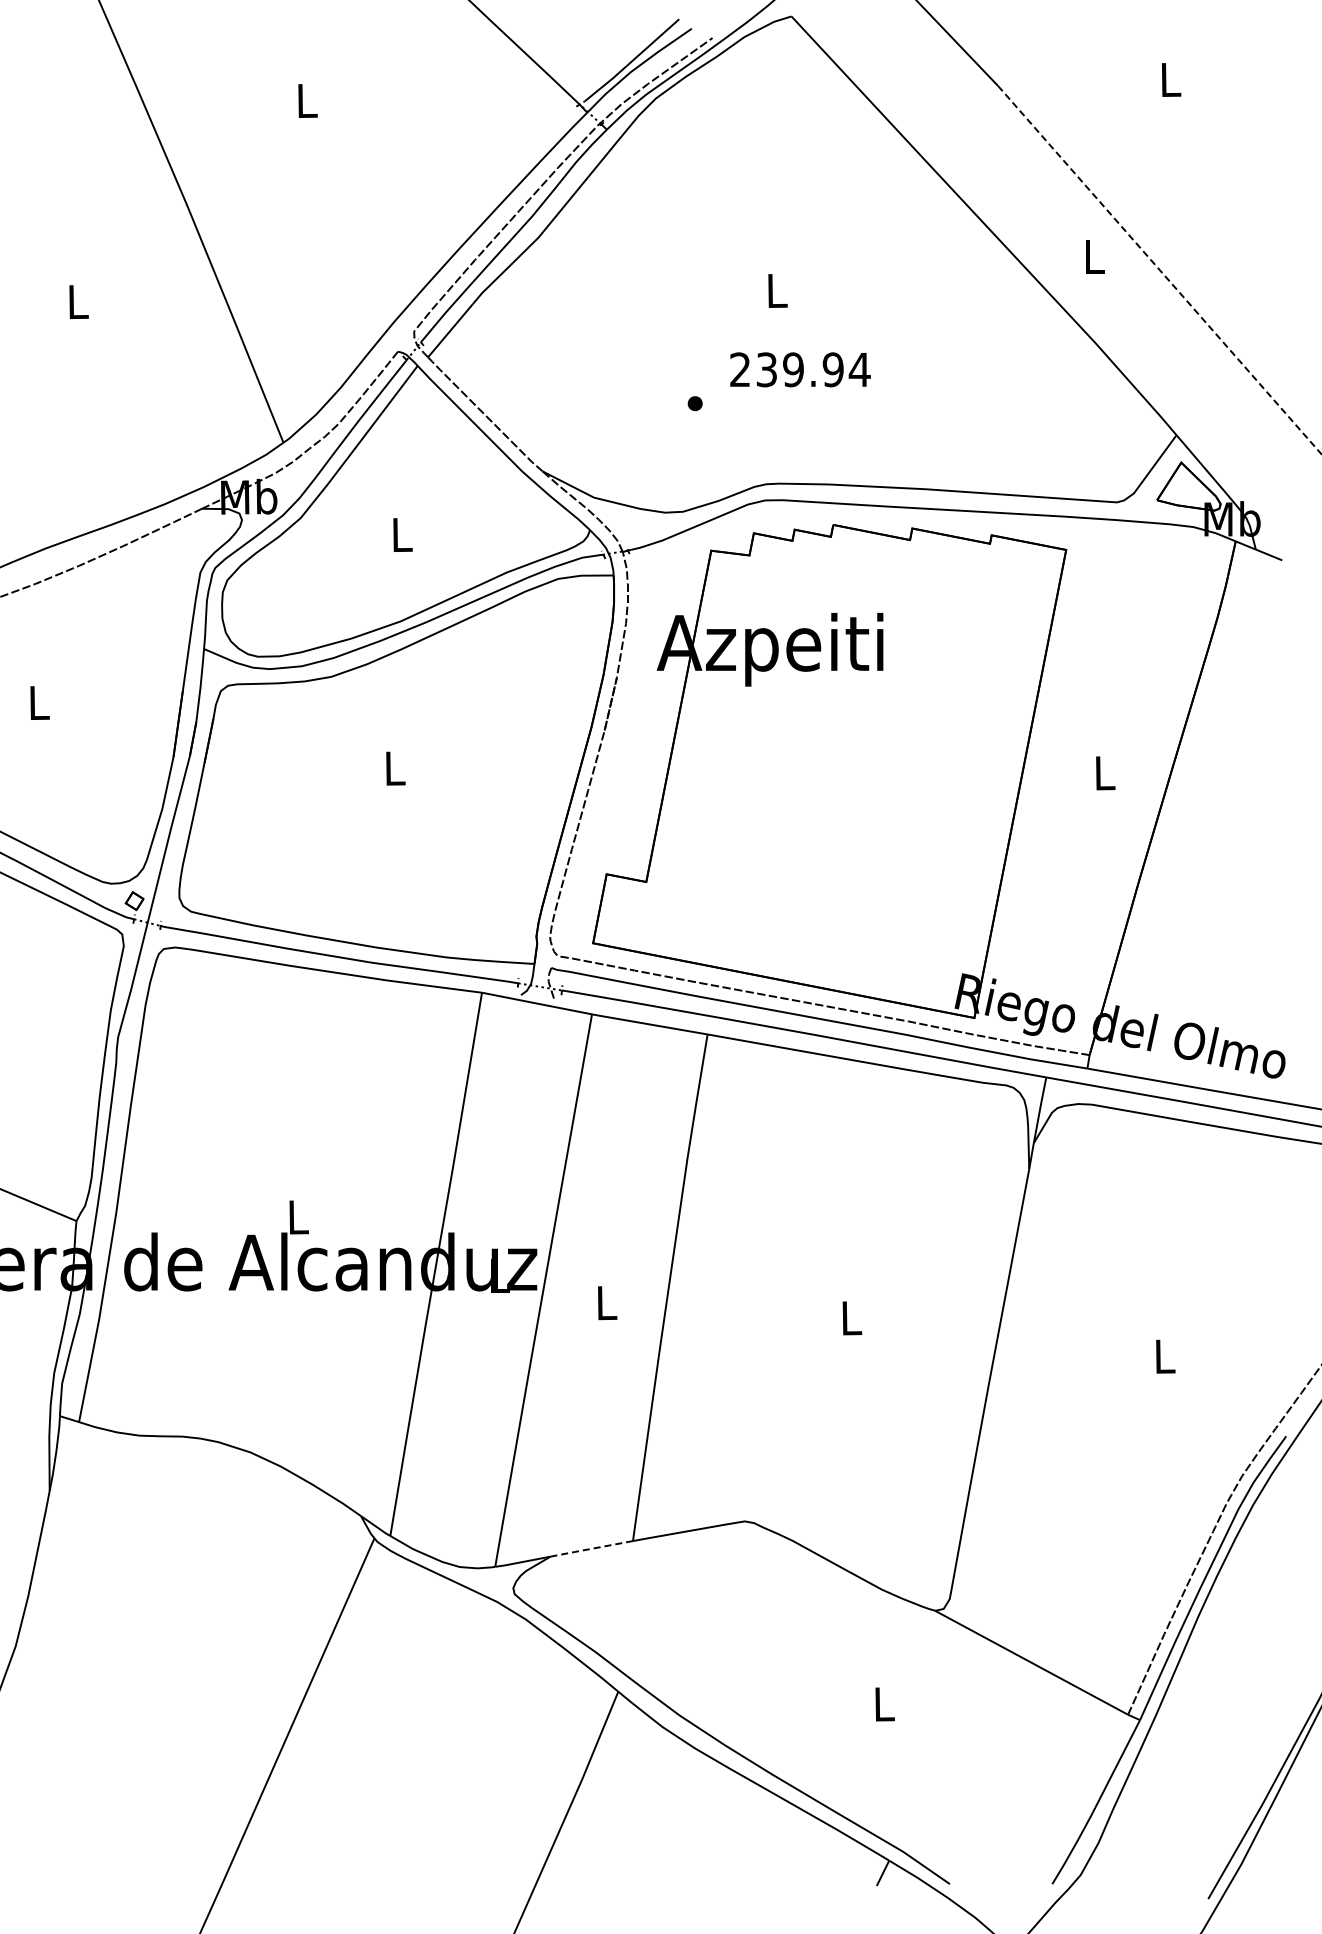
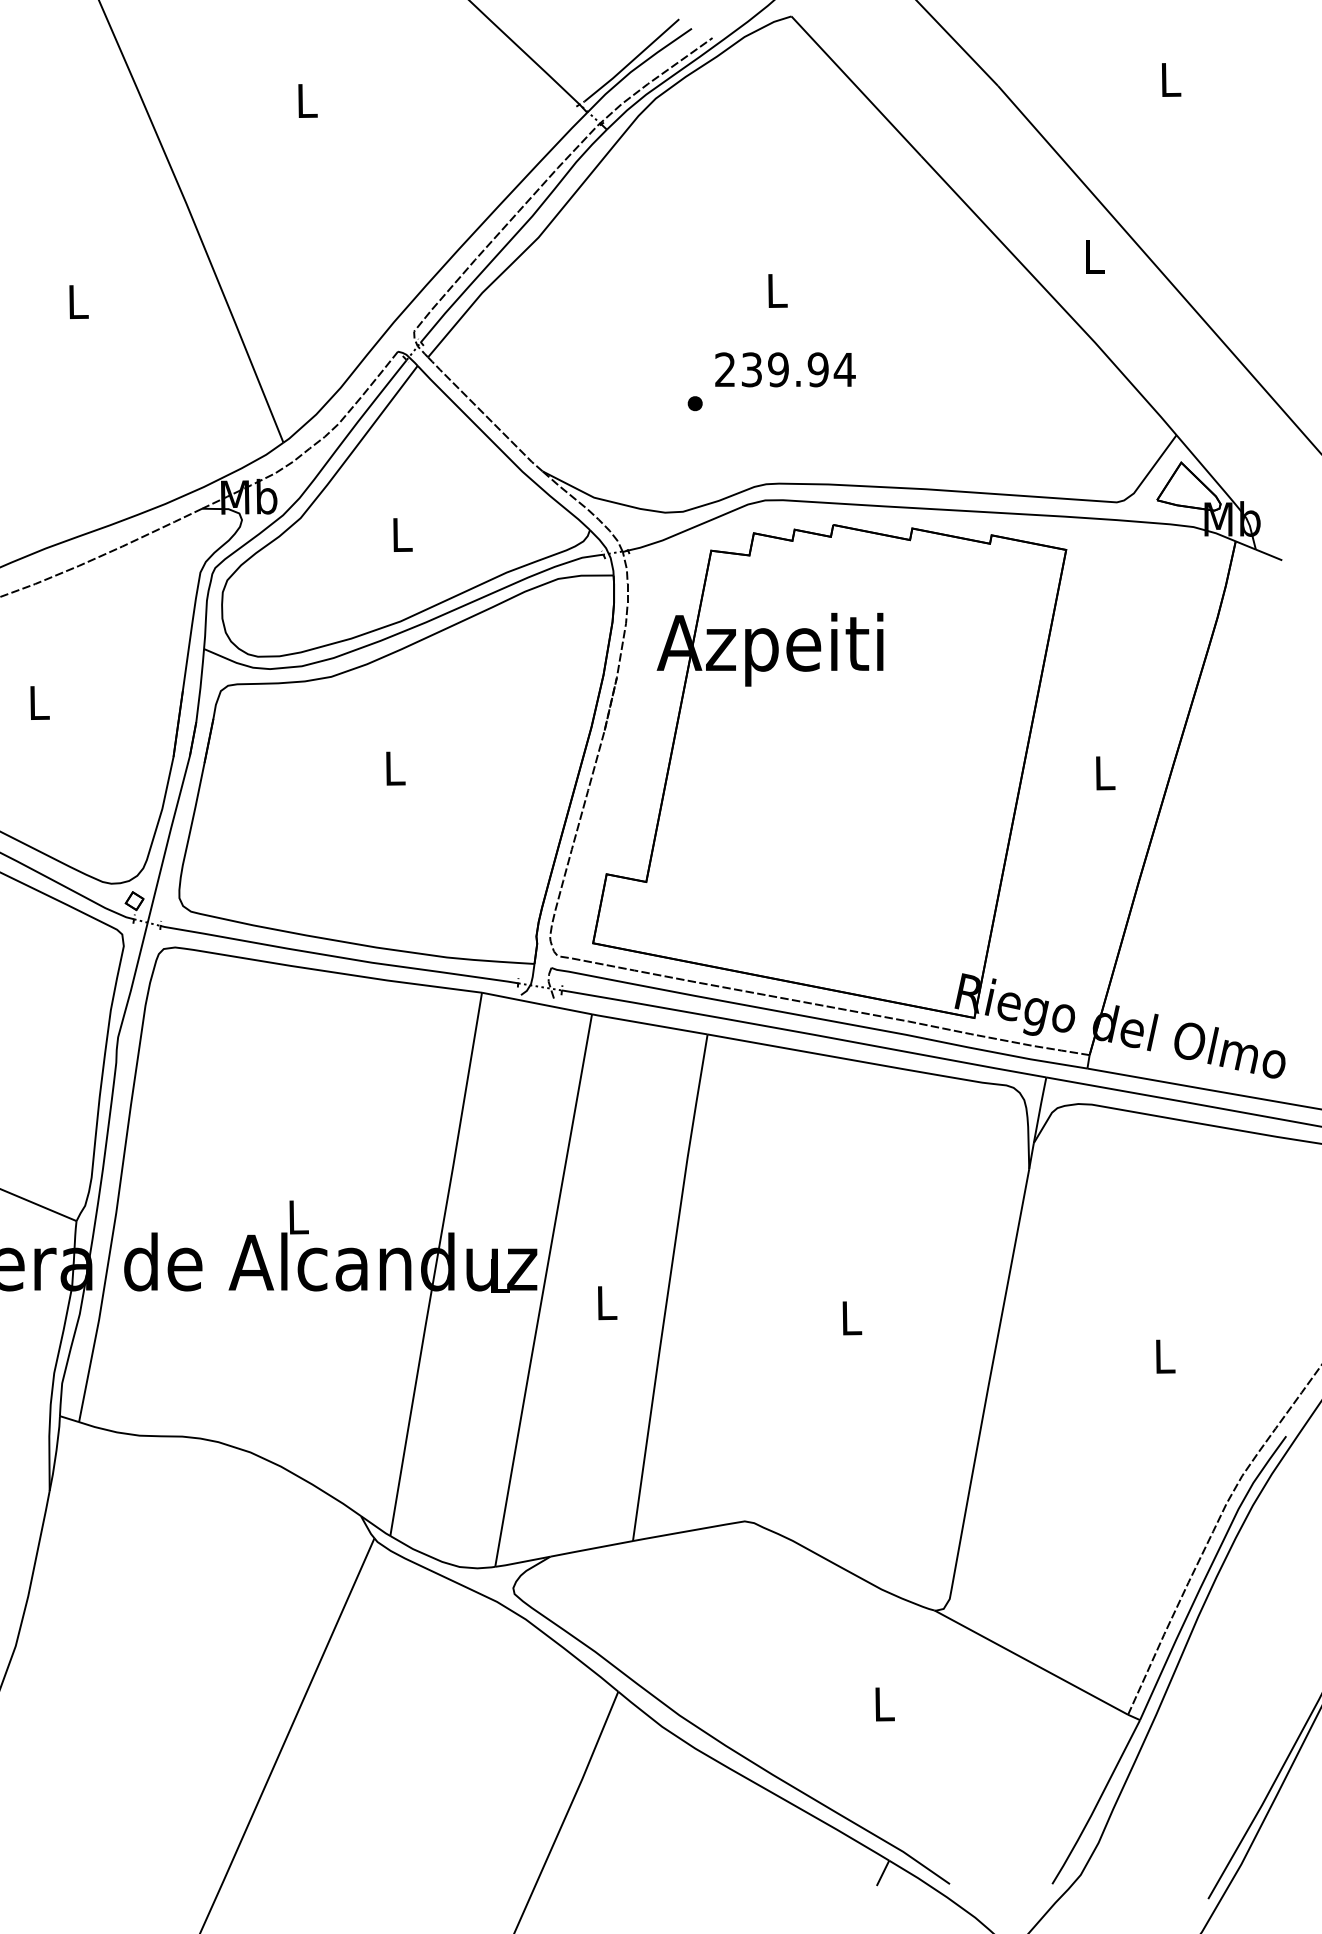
line: dashed -> solid (1160, 270)
text position: (800, 369) -> (785, 369) (785, 369)
line: dashed -> solid (591, 1548)
